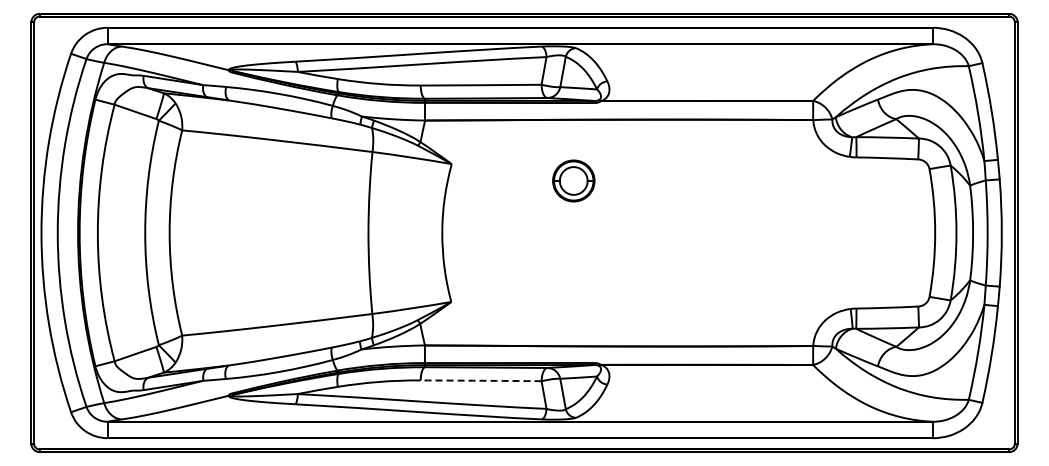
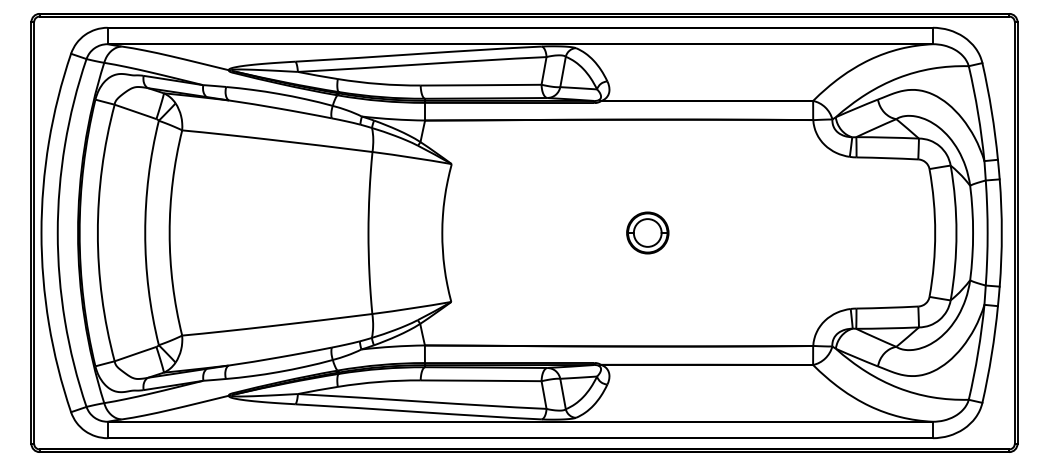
part position: (573, 180) -> (647, 232) (647, 232)
arc: dashed -> solid (481, 380)
